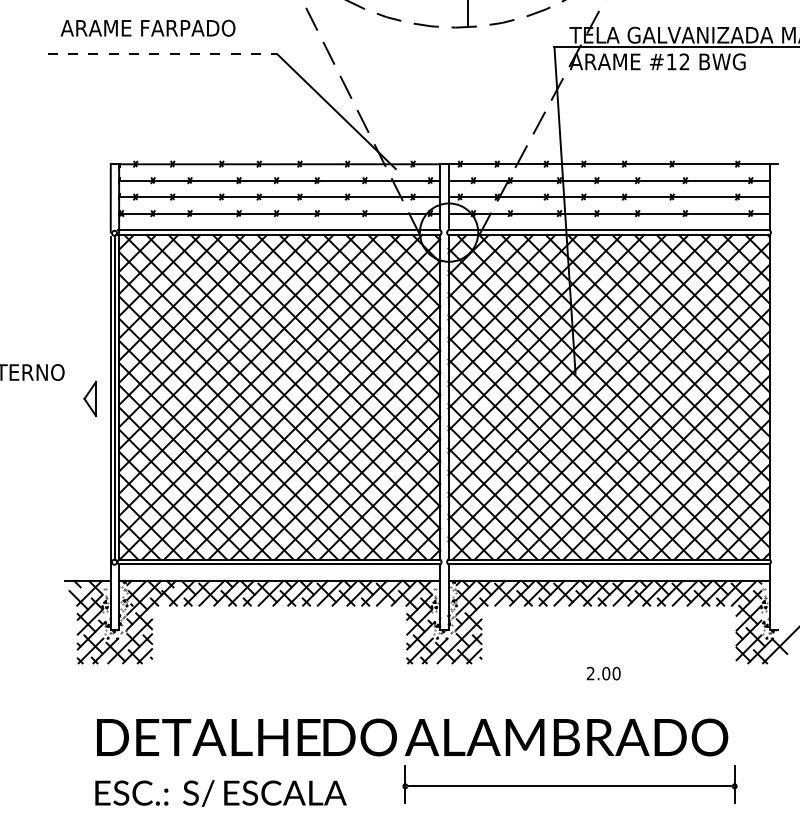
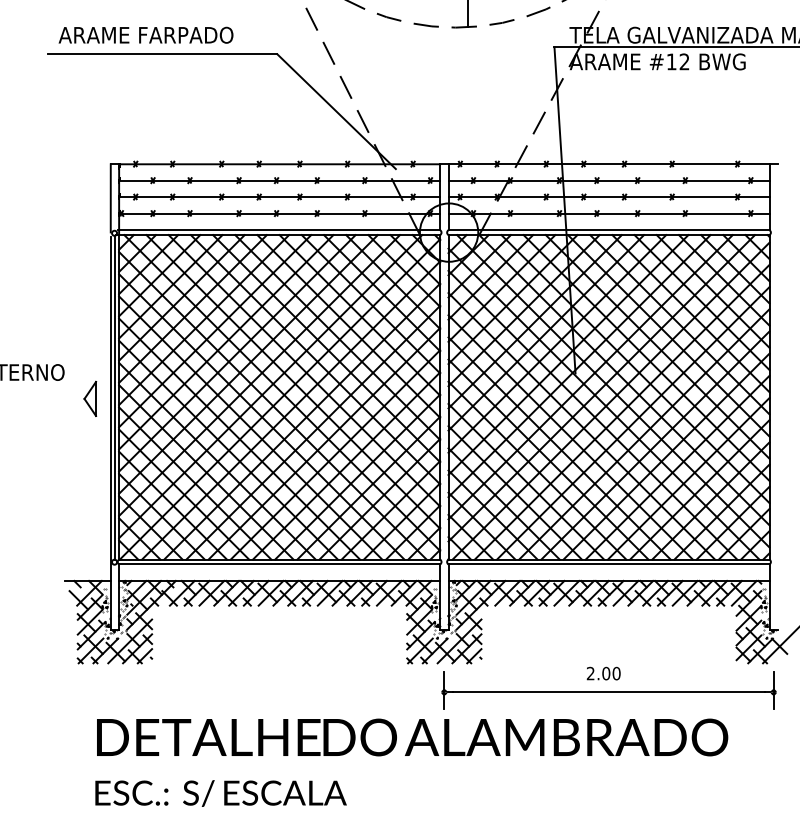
text position: (147, 27) -> (145, 34) (145, 34)
line: dashed -> solid (162, 54)
part position: (569, 784) -> (608, 690) (608, 690)
